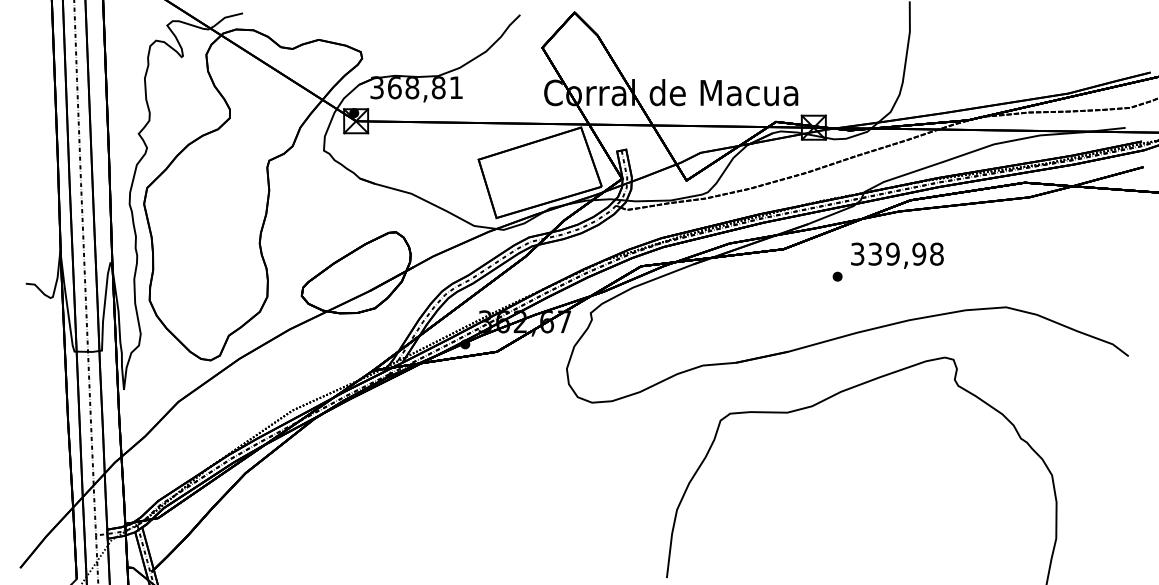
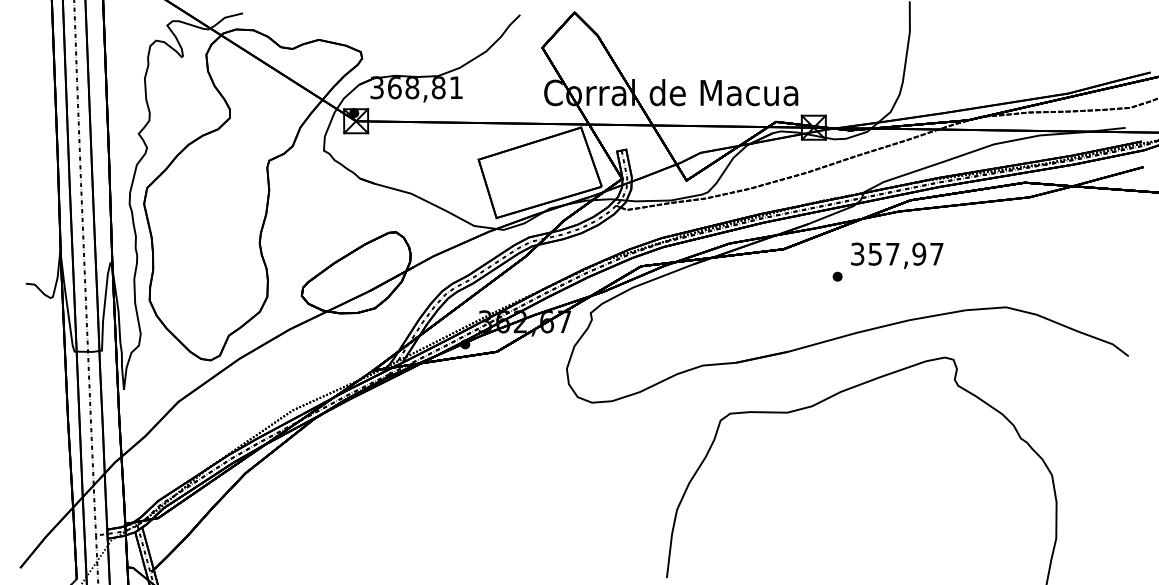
text: 339,98 -> 357,97 (906, 253)
